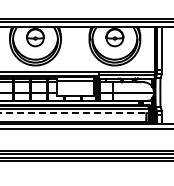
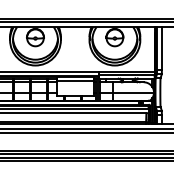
line: dashed -> solid (73, 113)
line: none -> present (86, 132)
